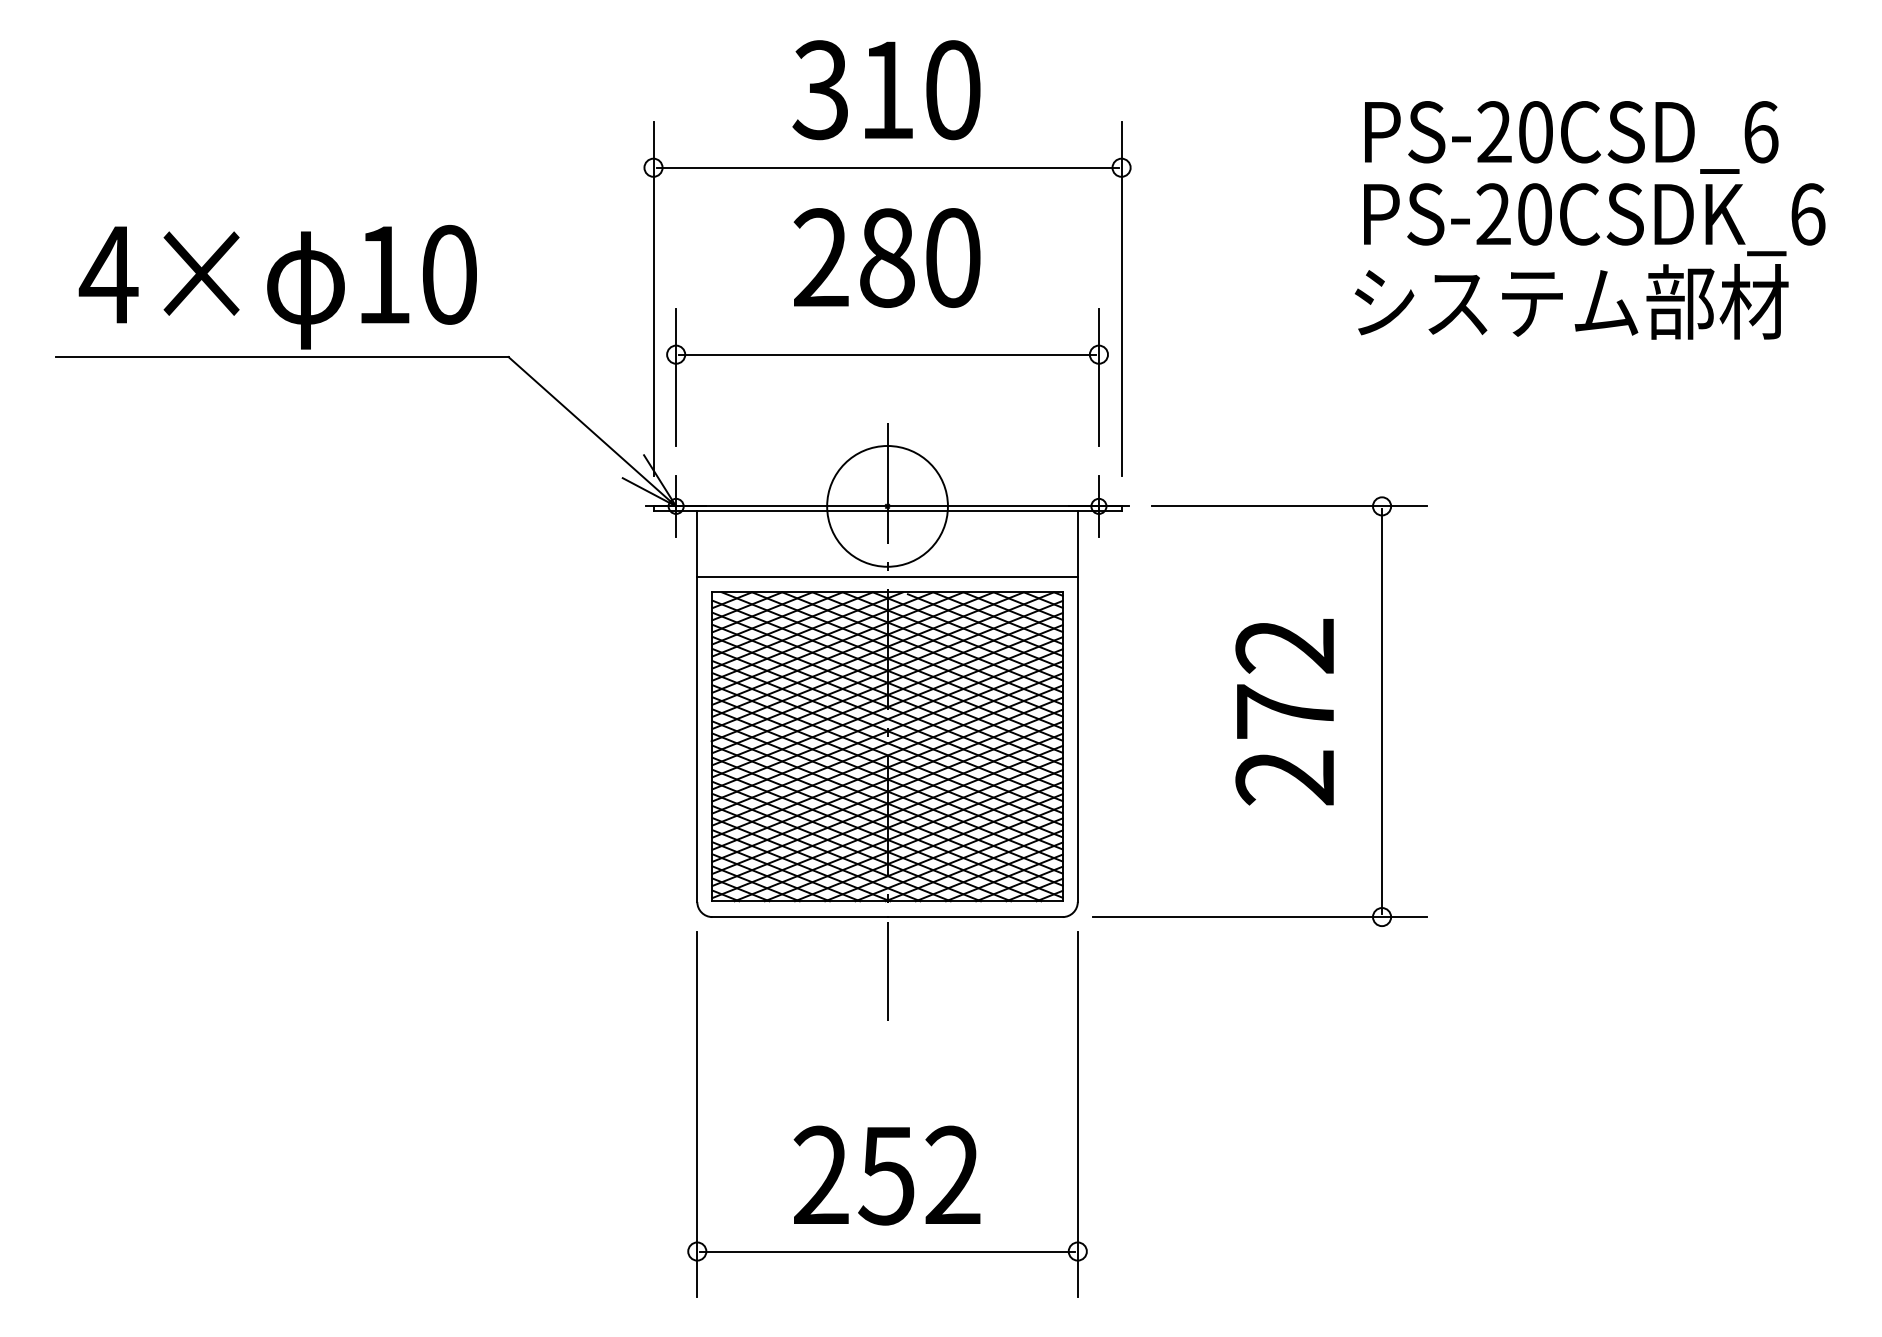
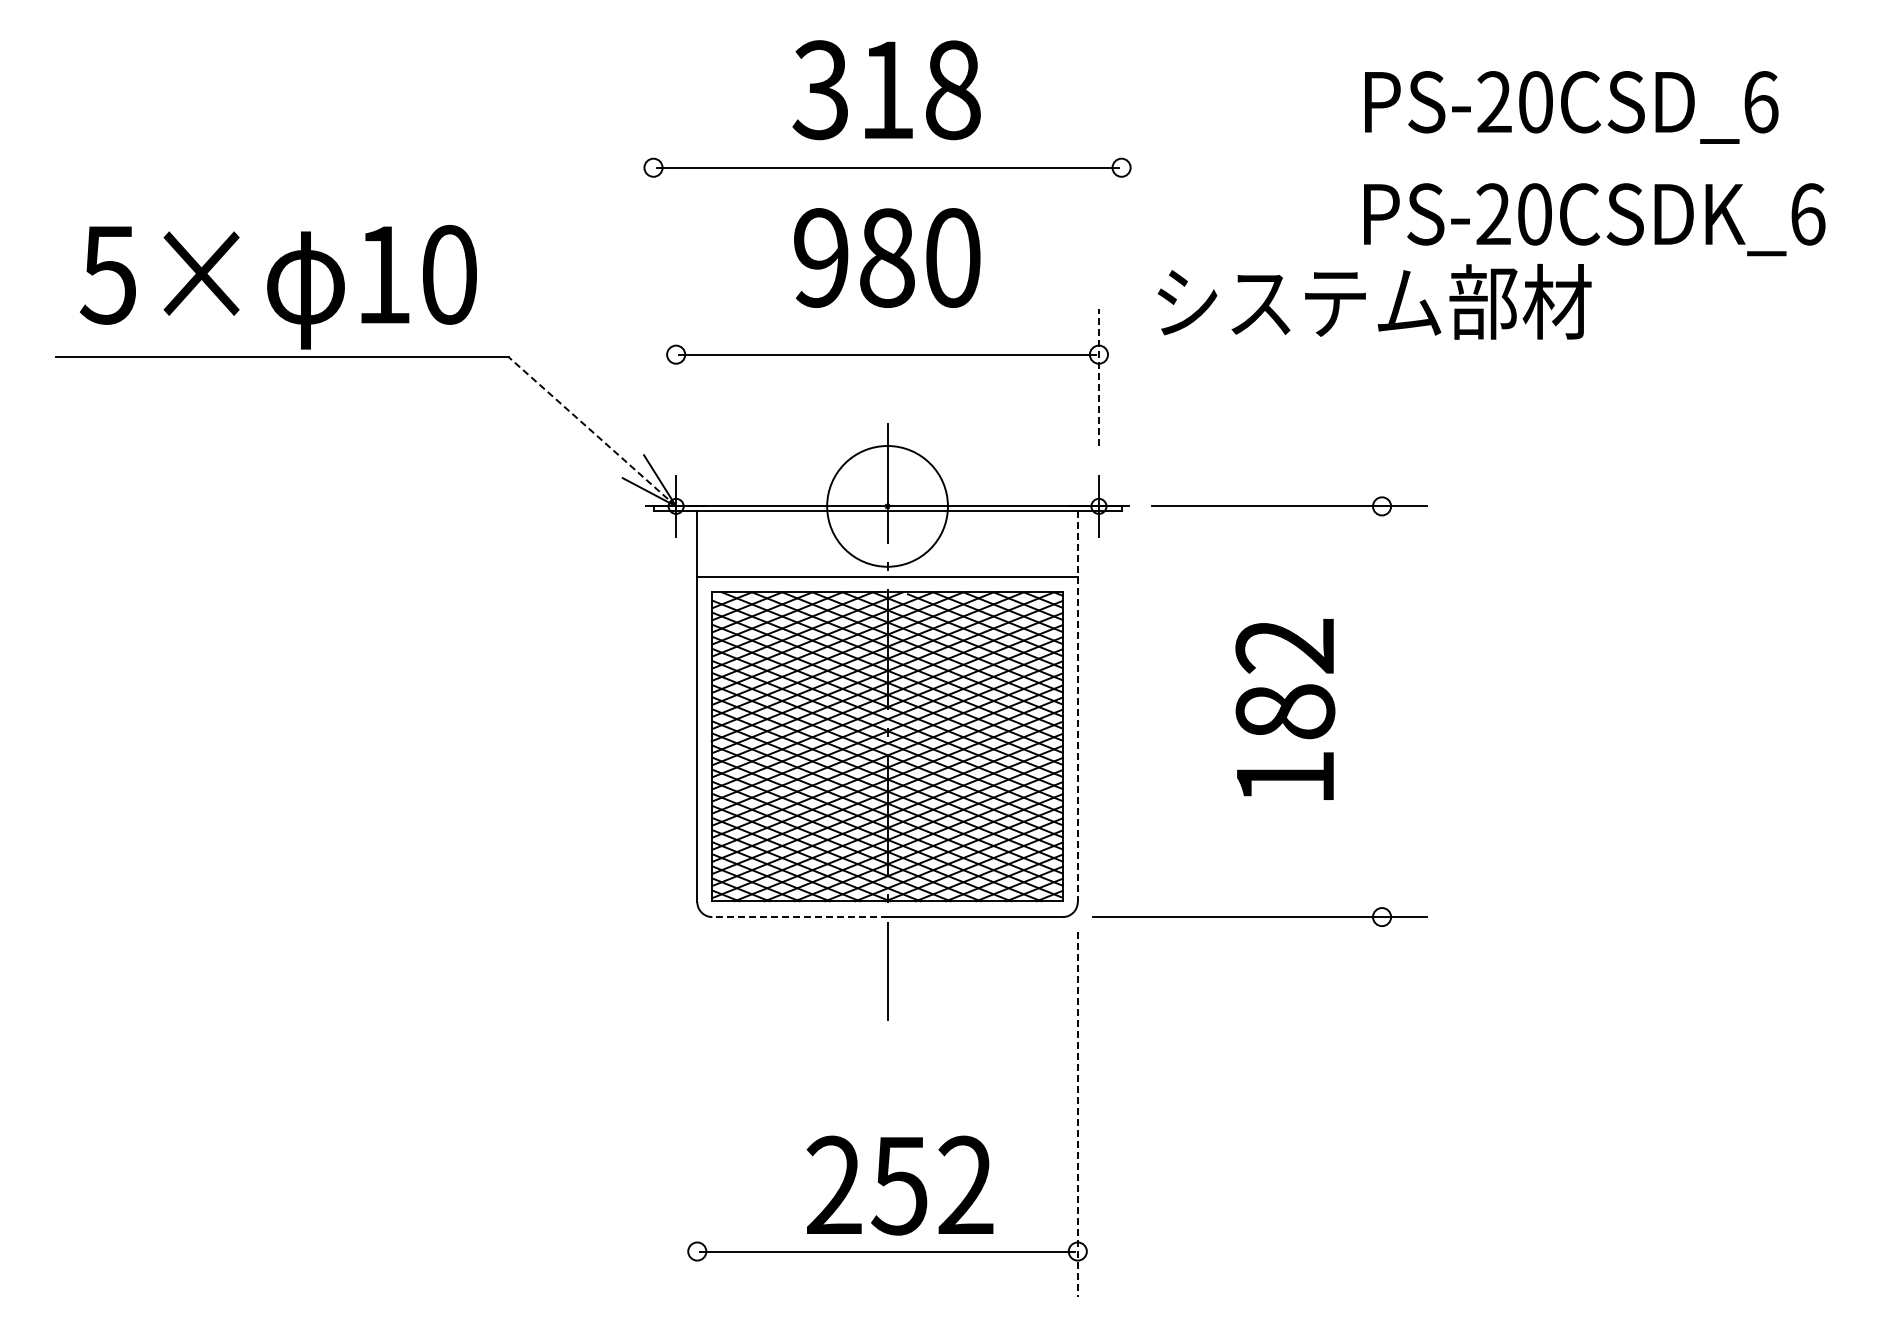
text: 310 -> 318 (953, 90)
text position: (1571, 137) -> (1571, 107) (1571, 107)
text: 280 -> 980 (820, 257)
text: 4× -> 5× (108, 275)
line: present -> none (653, 299)
line: present -> none (1121, 299)
text position: (1571, 301) -> (1374, 301) (1374, 301)
line: present -> none (676, 377)
line: solid -> dashed (1098, 377)
line: solid -> dashed (592, 431)
line: solid -> dashed (1077, 706)
line: present -> none (1382, 711)
text: 272 -> 182 (1285, 744)
line: solid -> dashed (799, 917)
line: present -> none (697, 1114)
line: solid -> dashed (1077, 1115)
text position: (886, 1175) -> (899, 1185) (899, 1185)
